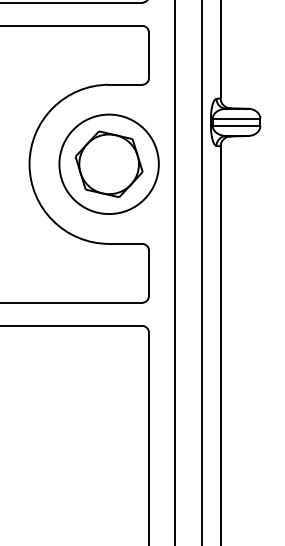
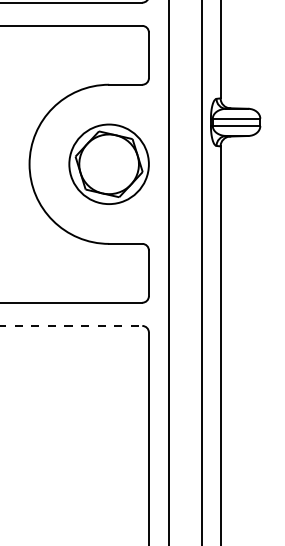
circle diameter: 99 px -> 80 px (108, 164)
line position: (175, 272) -> (169, 272) (169, 272)
line: solid -> dashed (71, 325)
